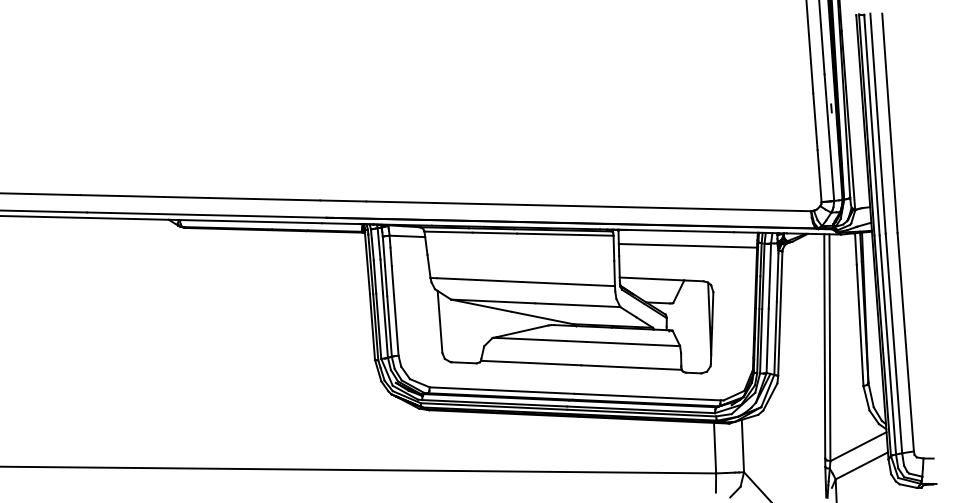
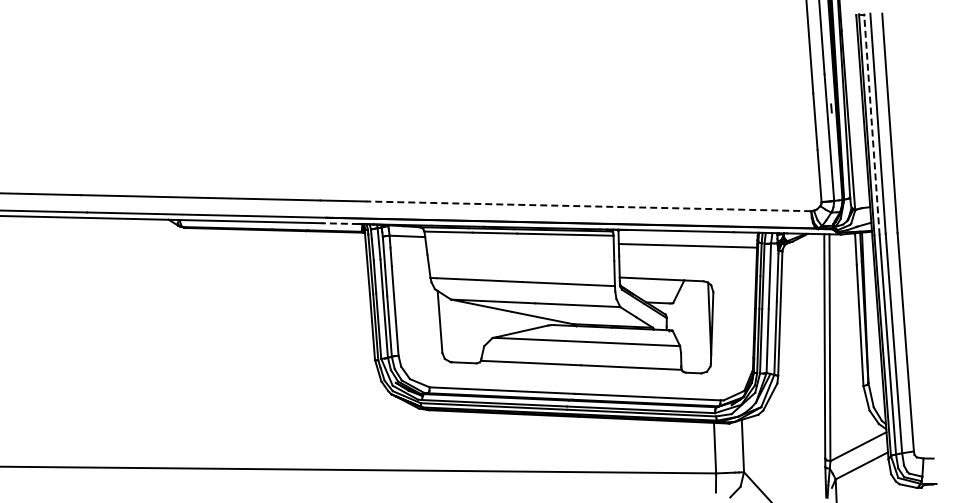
line: solid -> dashed (871, 124)
line: solid -> dashed (588, 206)
line: solid -> dashed (339, 223)
